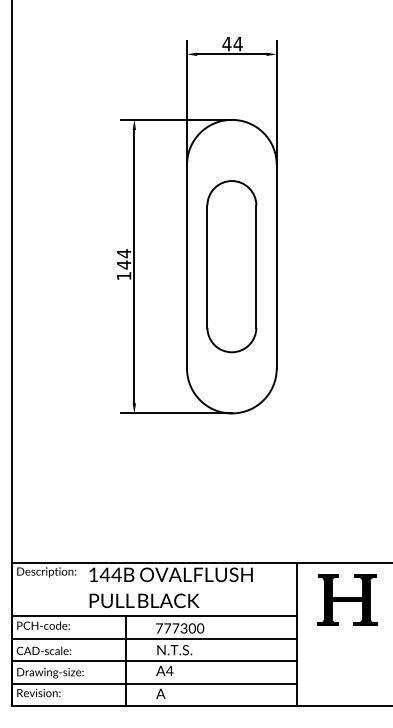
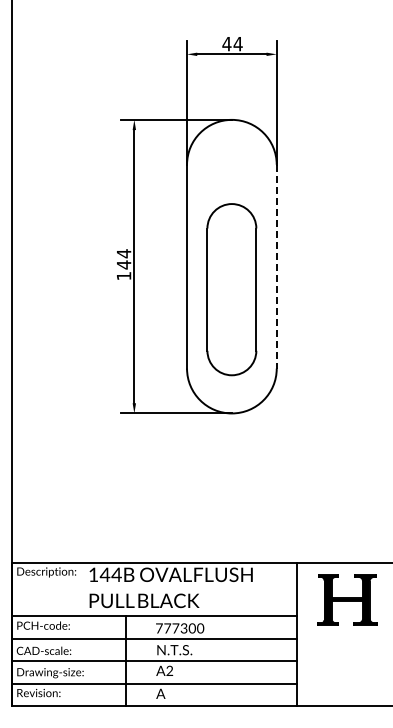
part position: (231, 266) -> (231, 289) (231, 289)
line: solid -> dashed (276, 266)
text: A4 -> A2 (169, 670)
